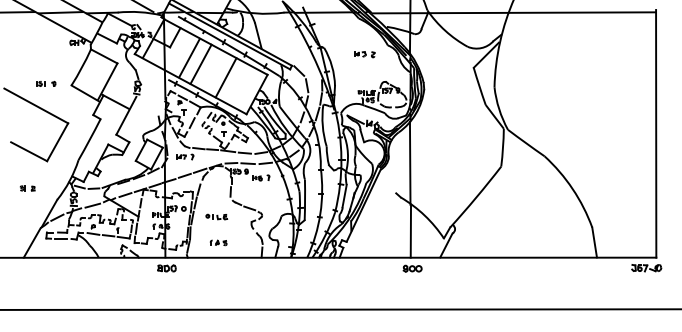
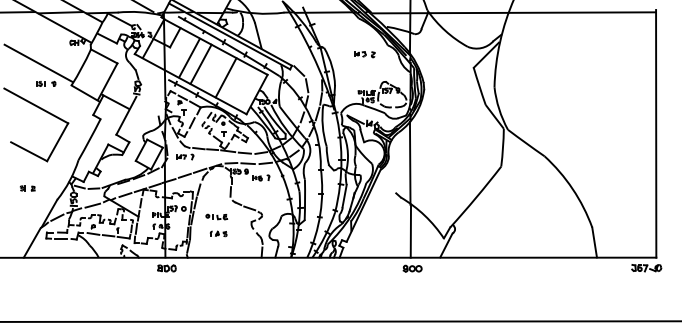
line: none -> present (38, 63)
part position: (218, 242) -> (218, 233) (218, 233)
line position: (340, 309) -> (340, 321) (340, 321)
